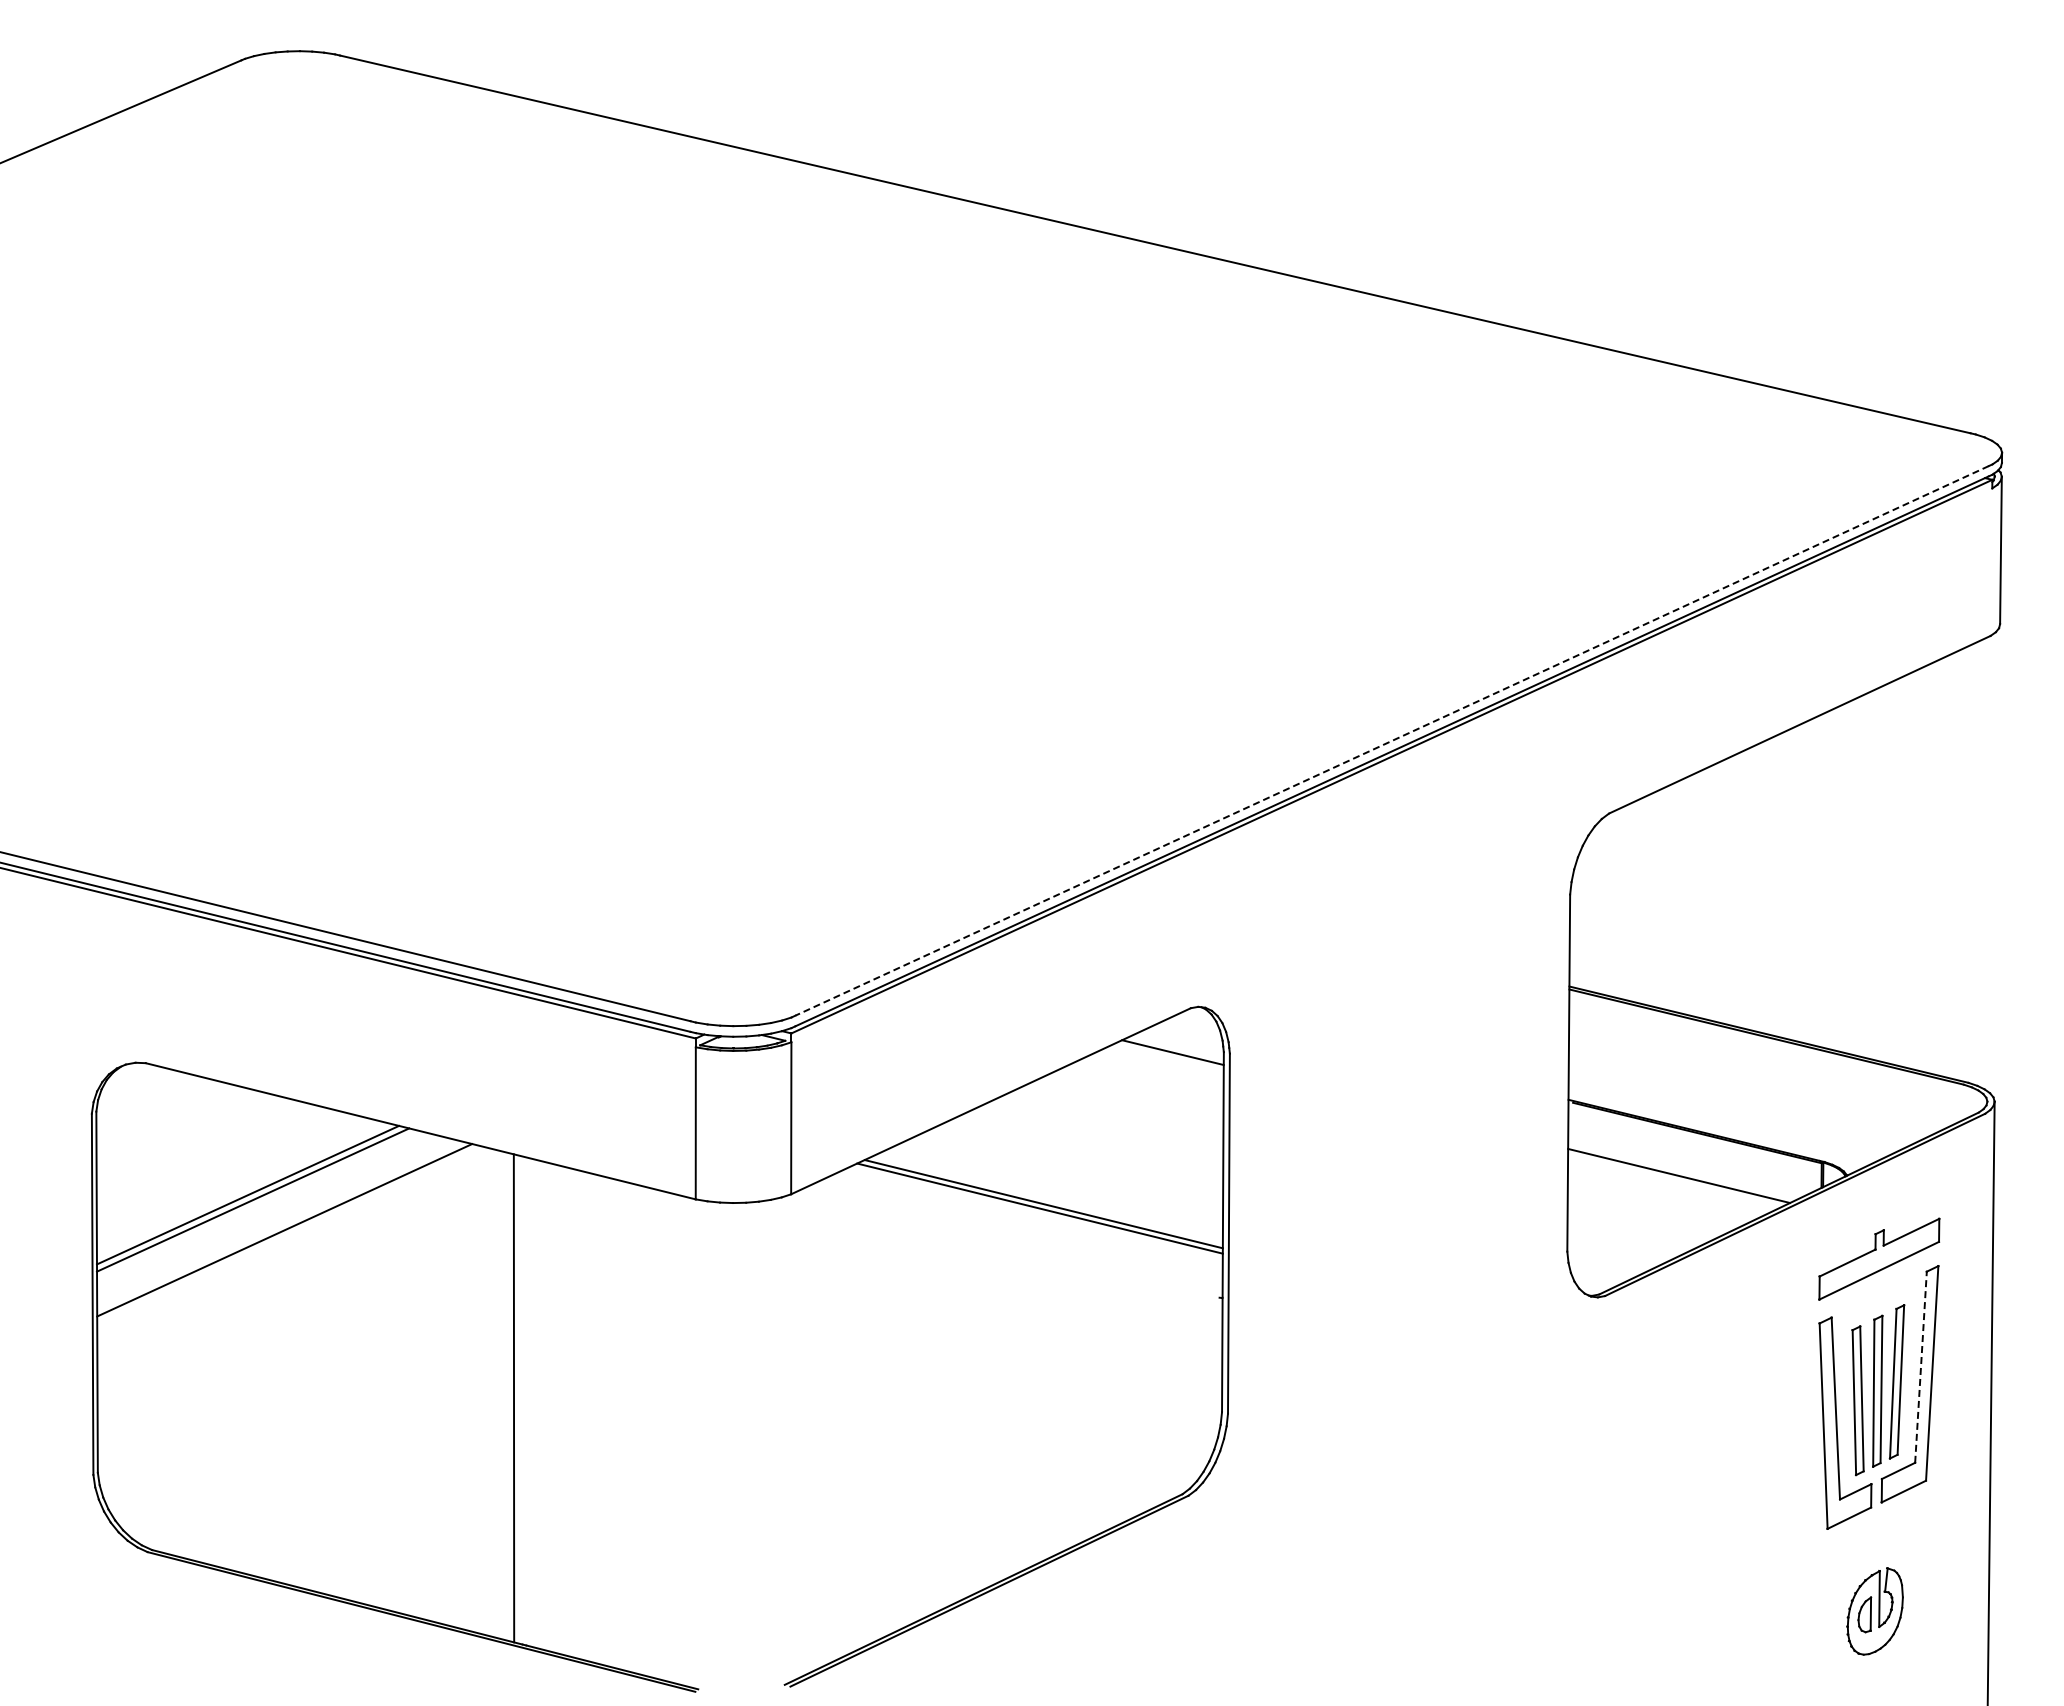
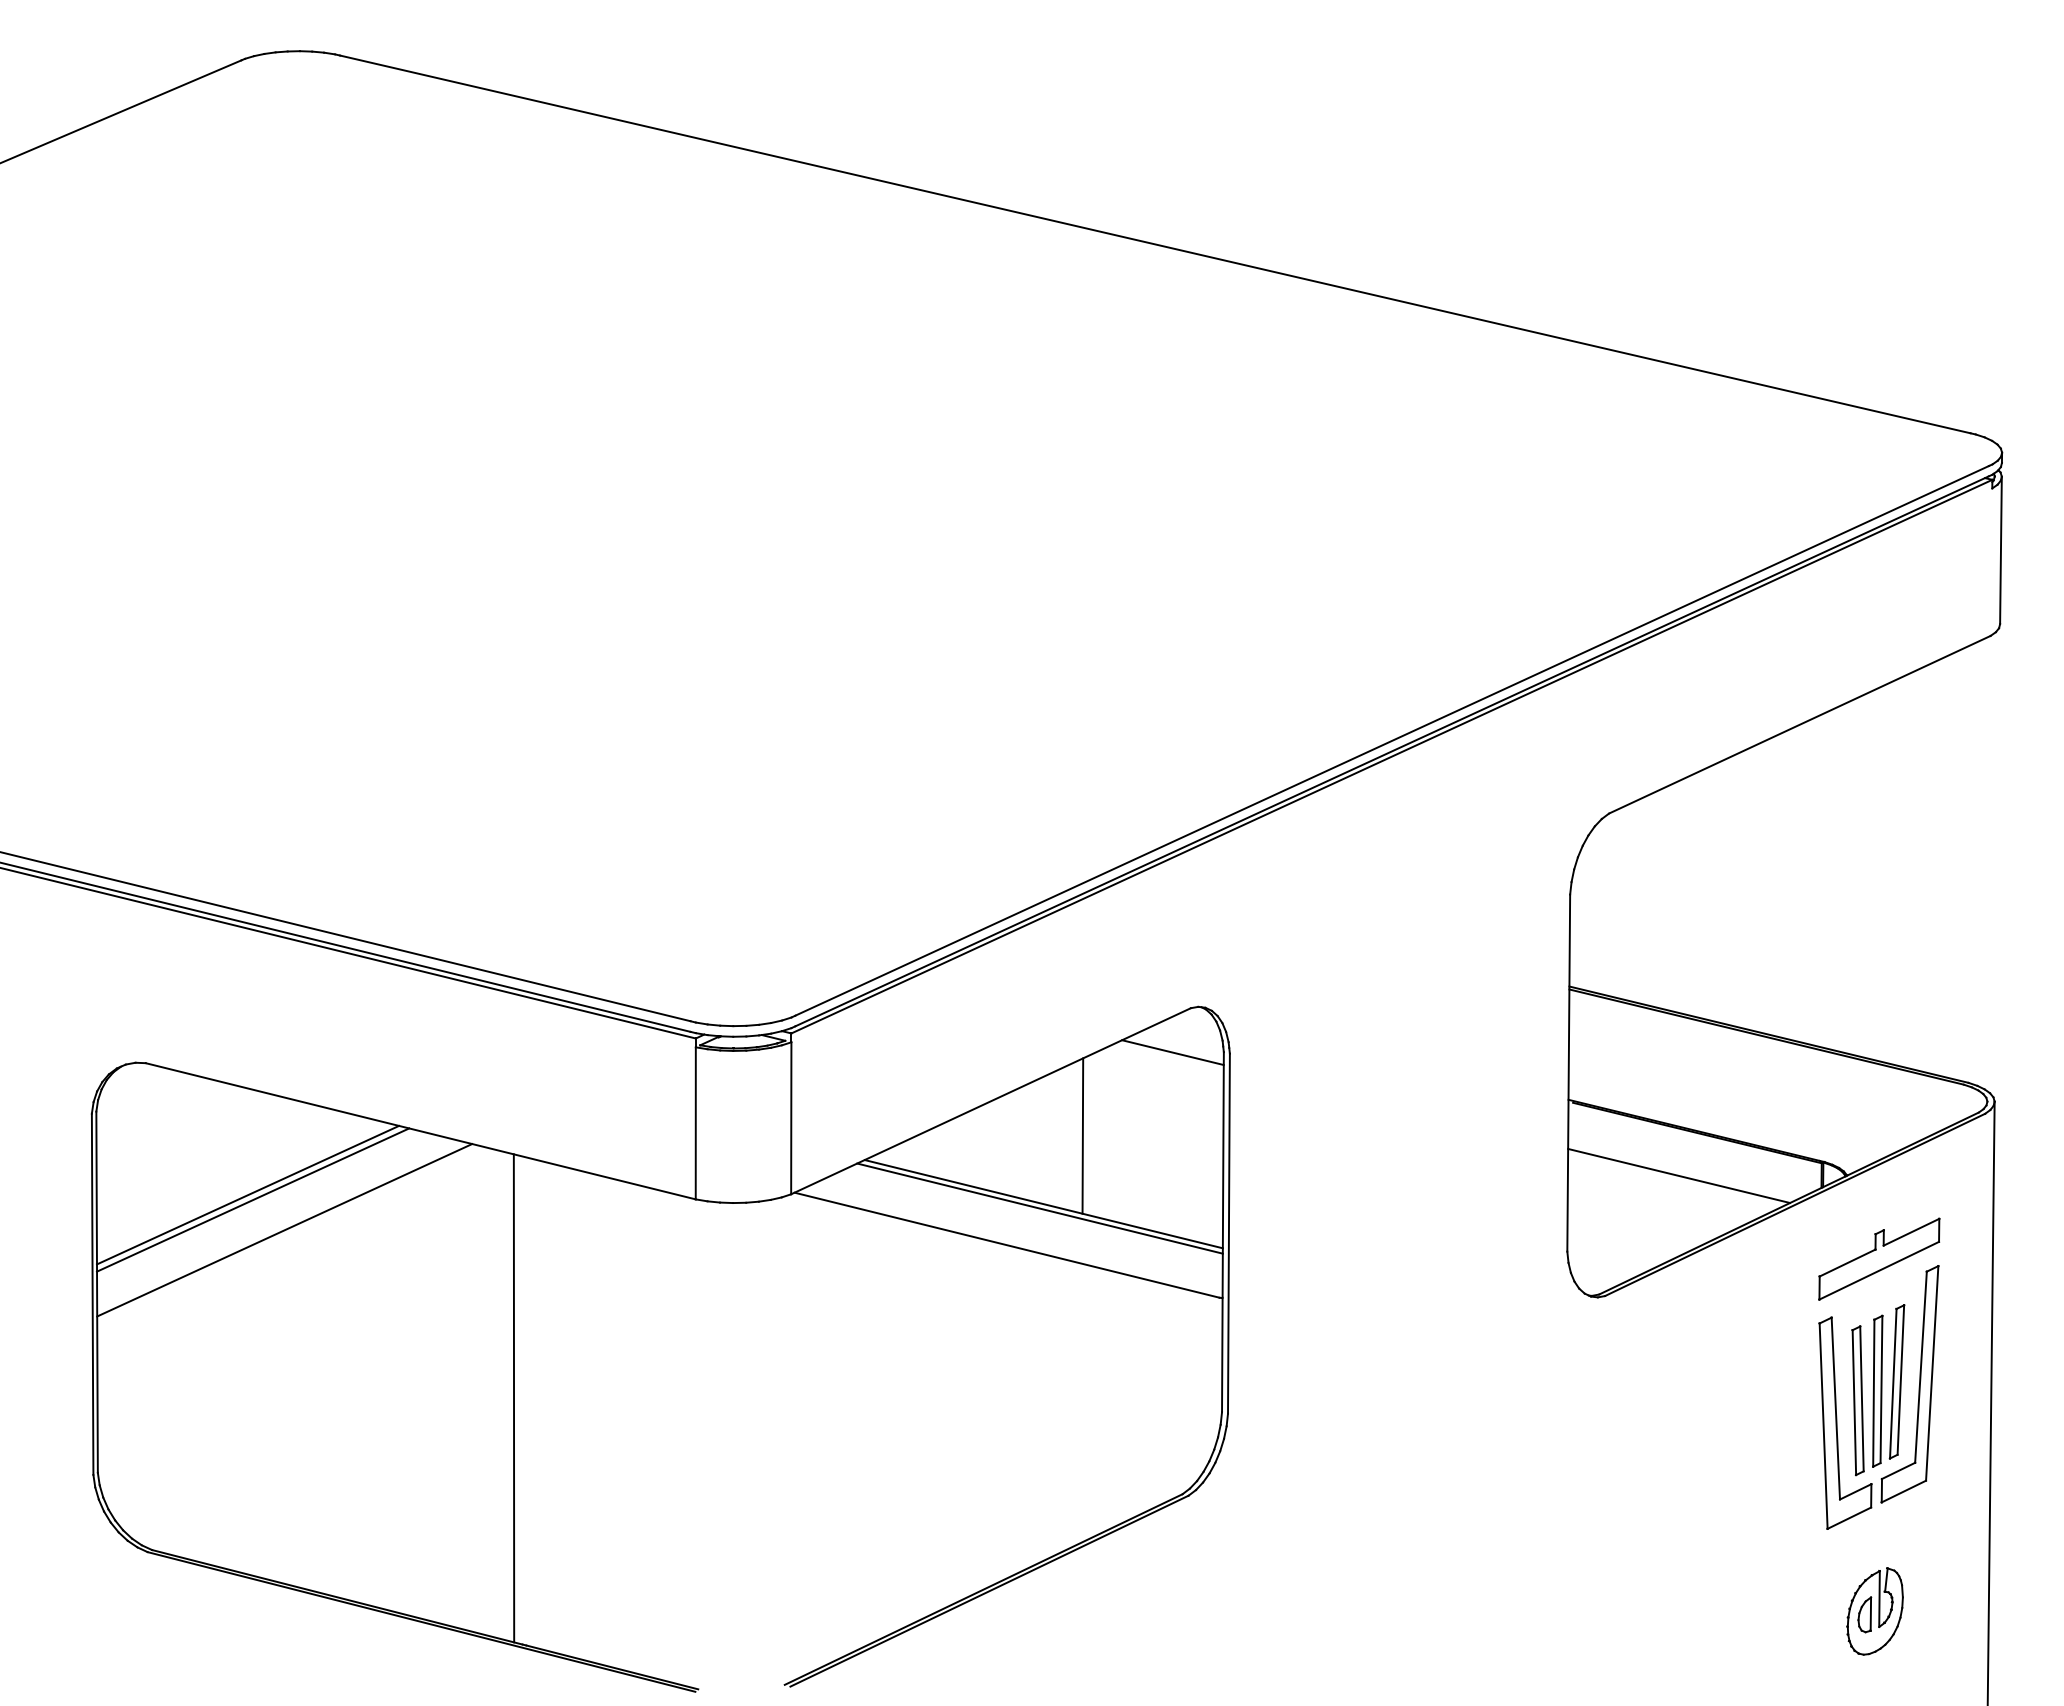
line: dashed -> solid (1391, 741)
line: none -> present (1082, 1135)
line: none -> present (1006, 1244)
line: dashed -> solid (1920, 1367)
